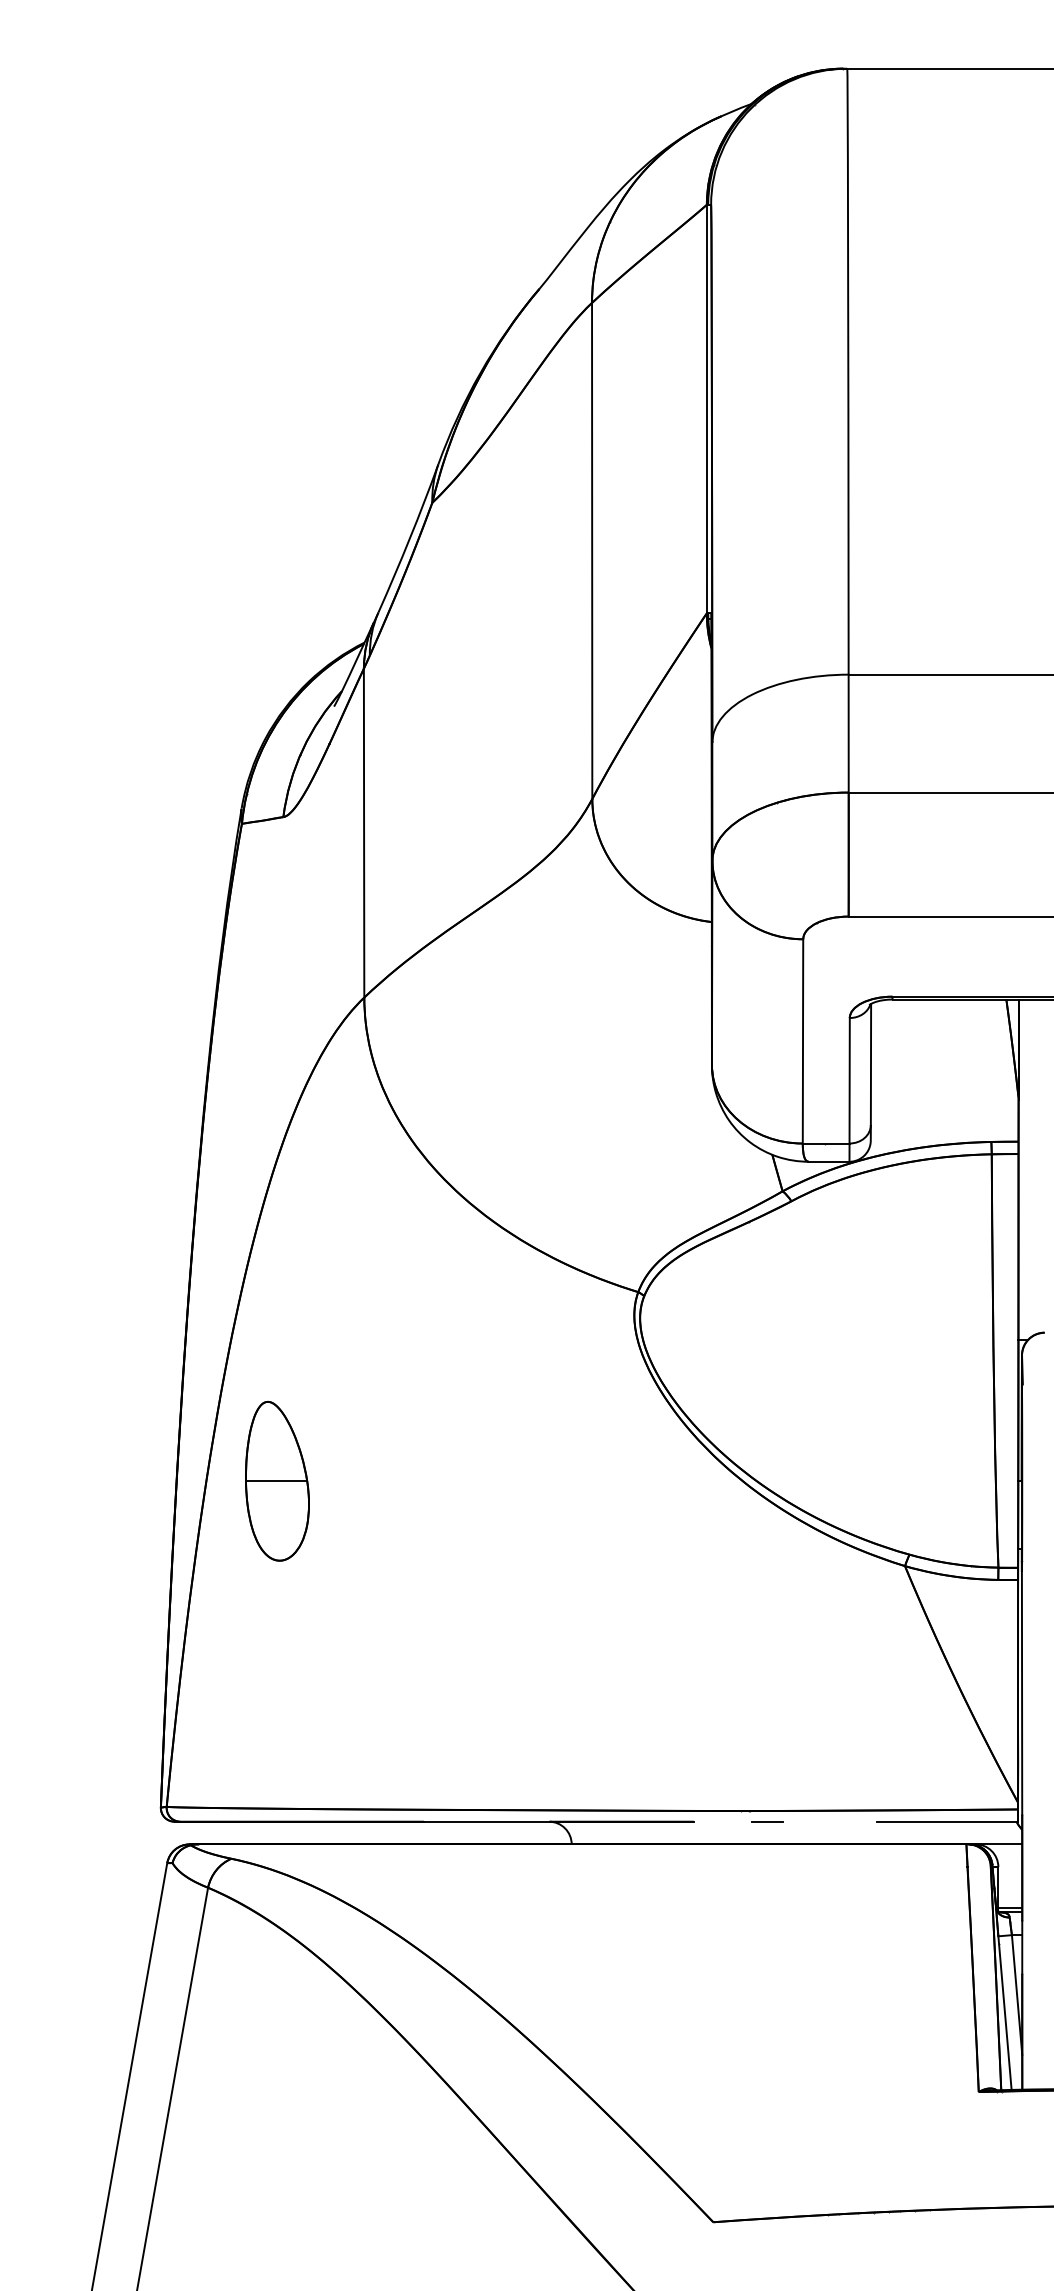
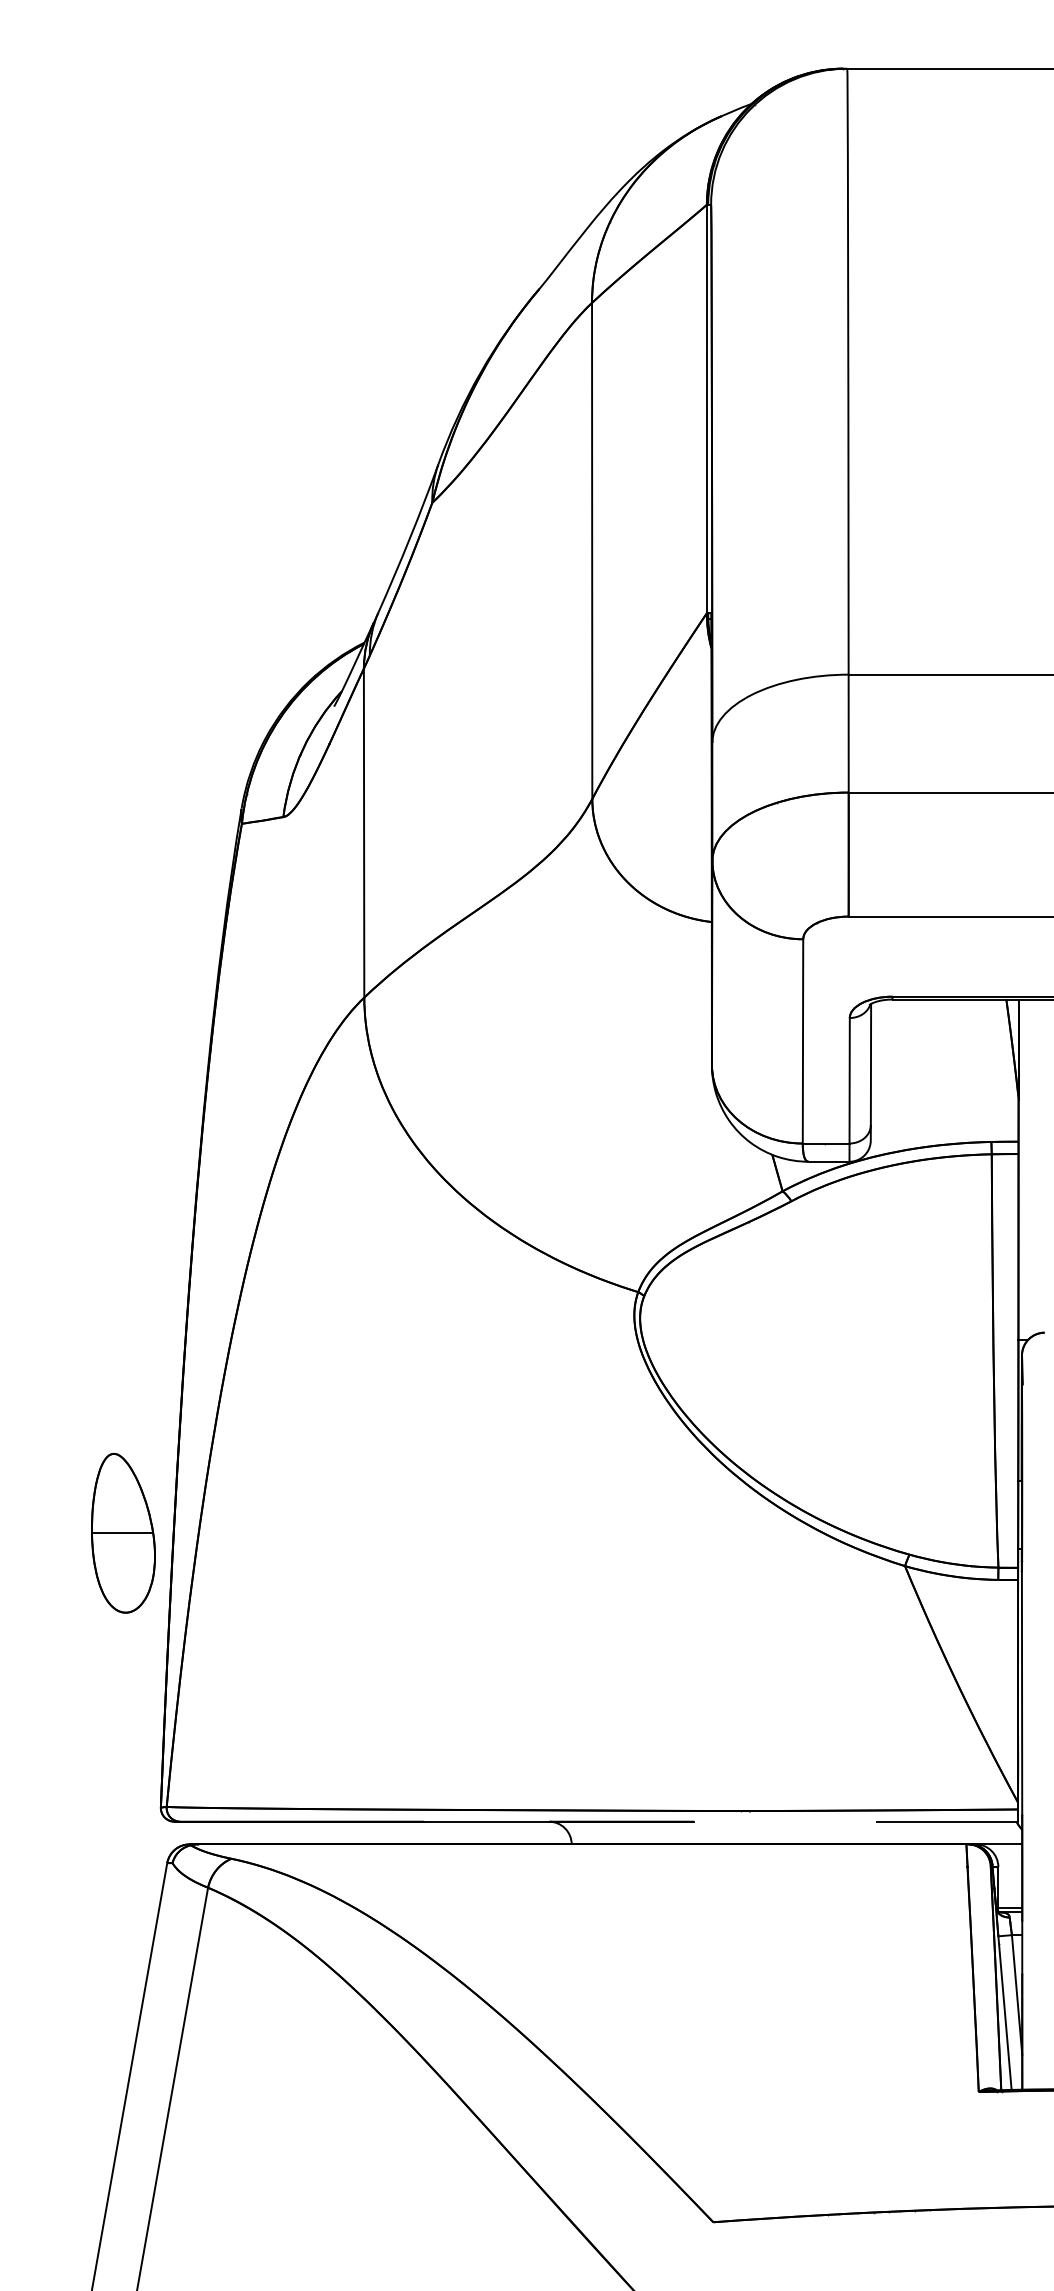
part position: (277, 1480) -> (123, 1532) (123, 1532)
line: present -> none (767, 1821)
